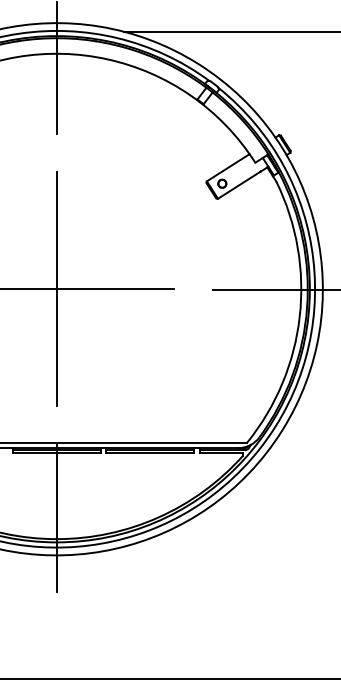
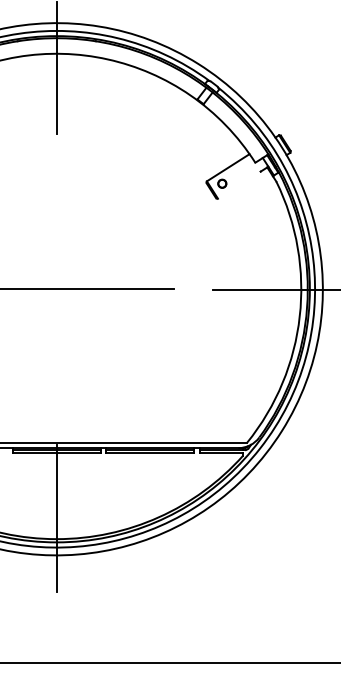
line: present -> none (230, 32)
line: present -> none (239, 184)
line: present -> none (56, 289)
line position: (169, 678) -> (169, 662) (169, 662)
